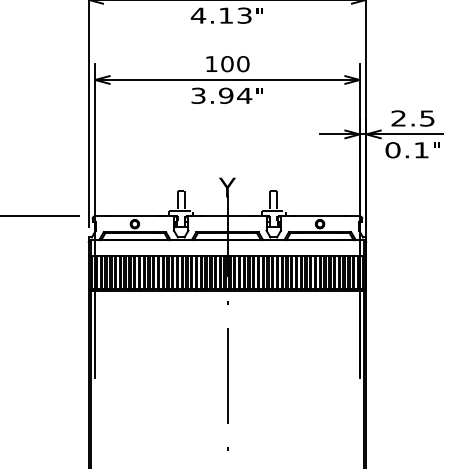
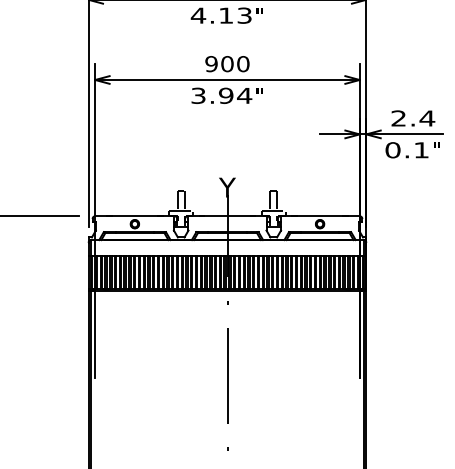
text: 100 -> 900 (211, 64)
text: 2.5 -> 2.4 (427, 118)
